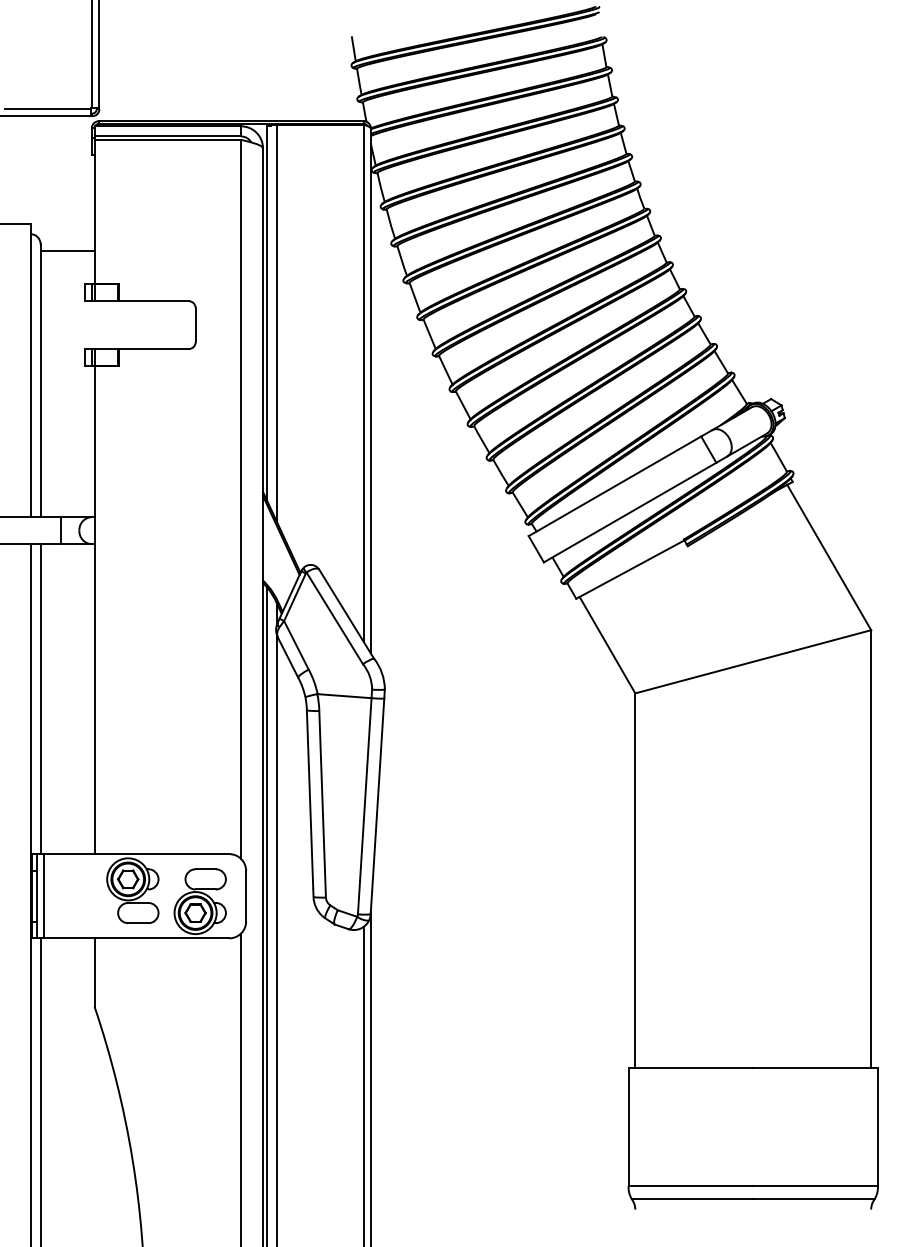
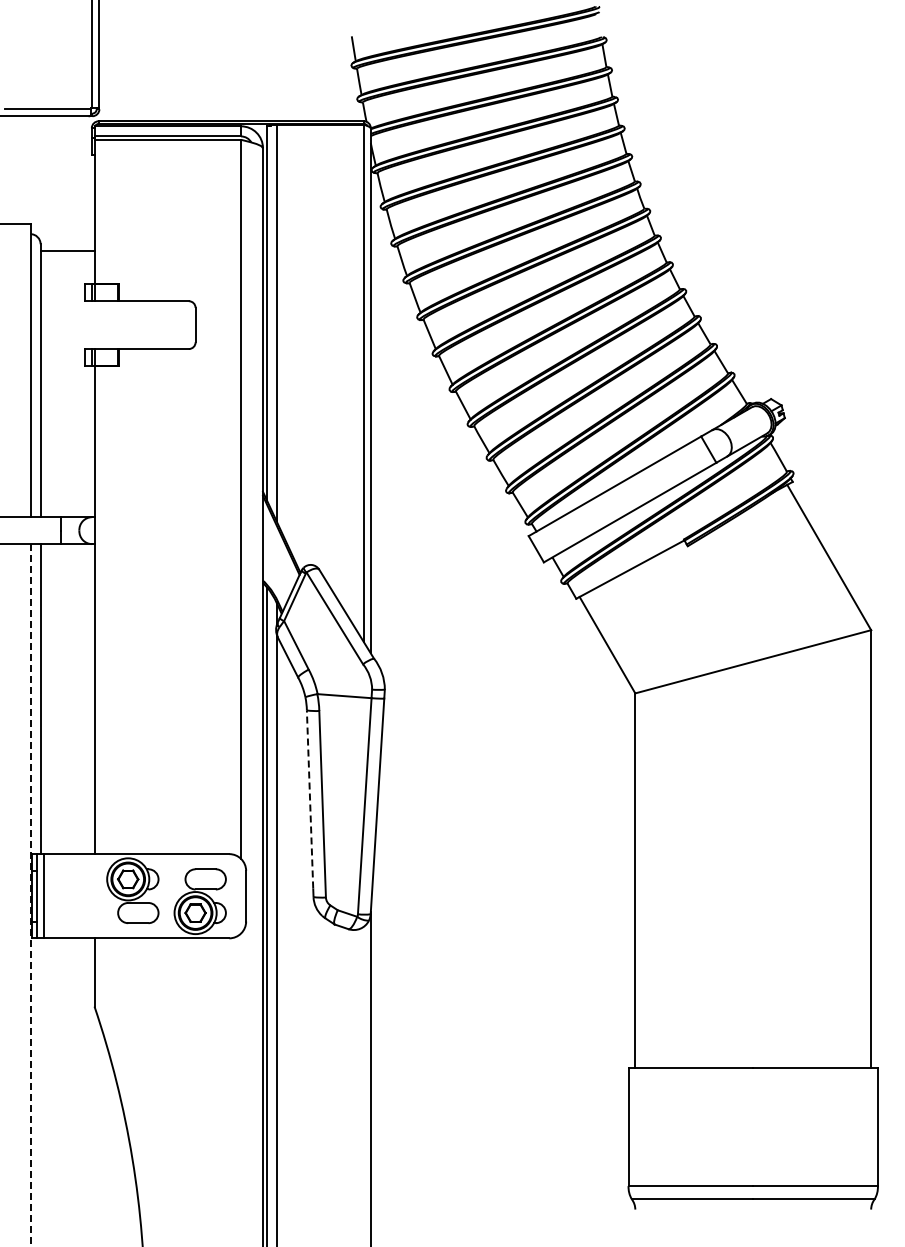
line: solid -> dashed (310, 798)
line: solid -> dashed (30, 895)
line: present -> none (363, 1084)
line: present -> none (241, 1088)
line: present -> none (40, 1090)
